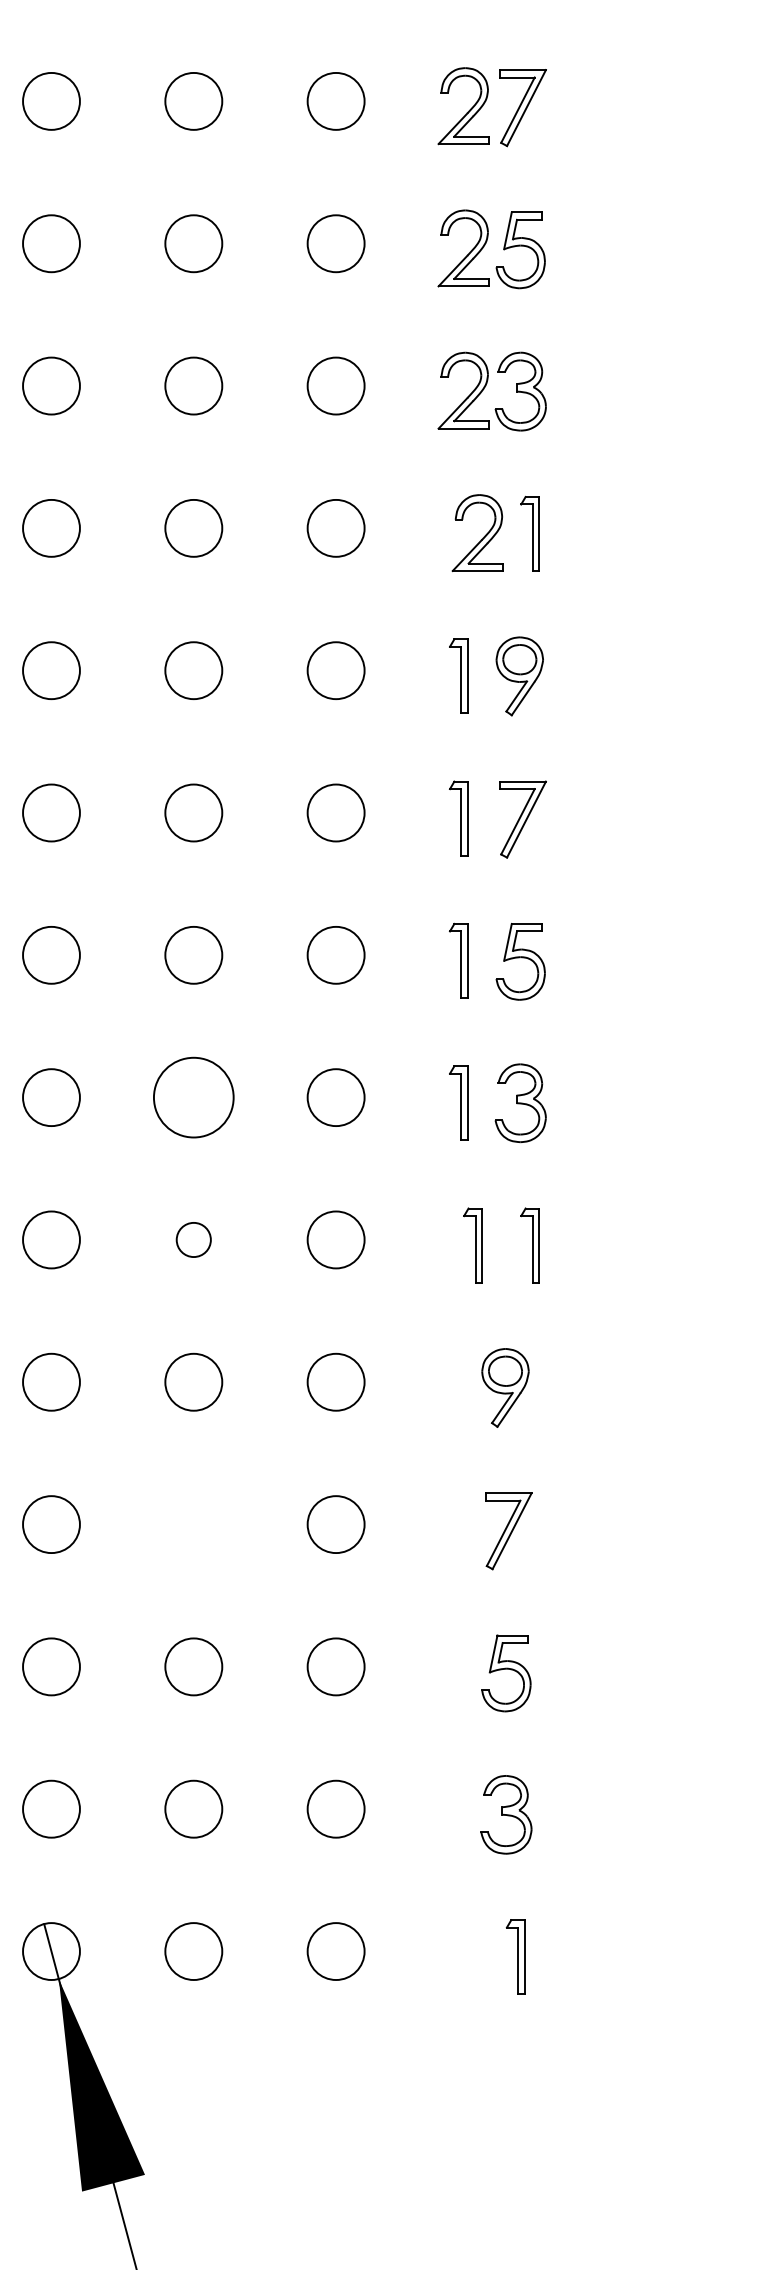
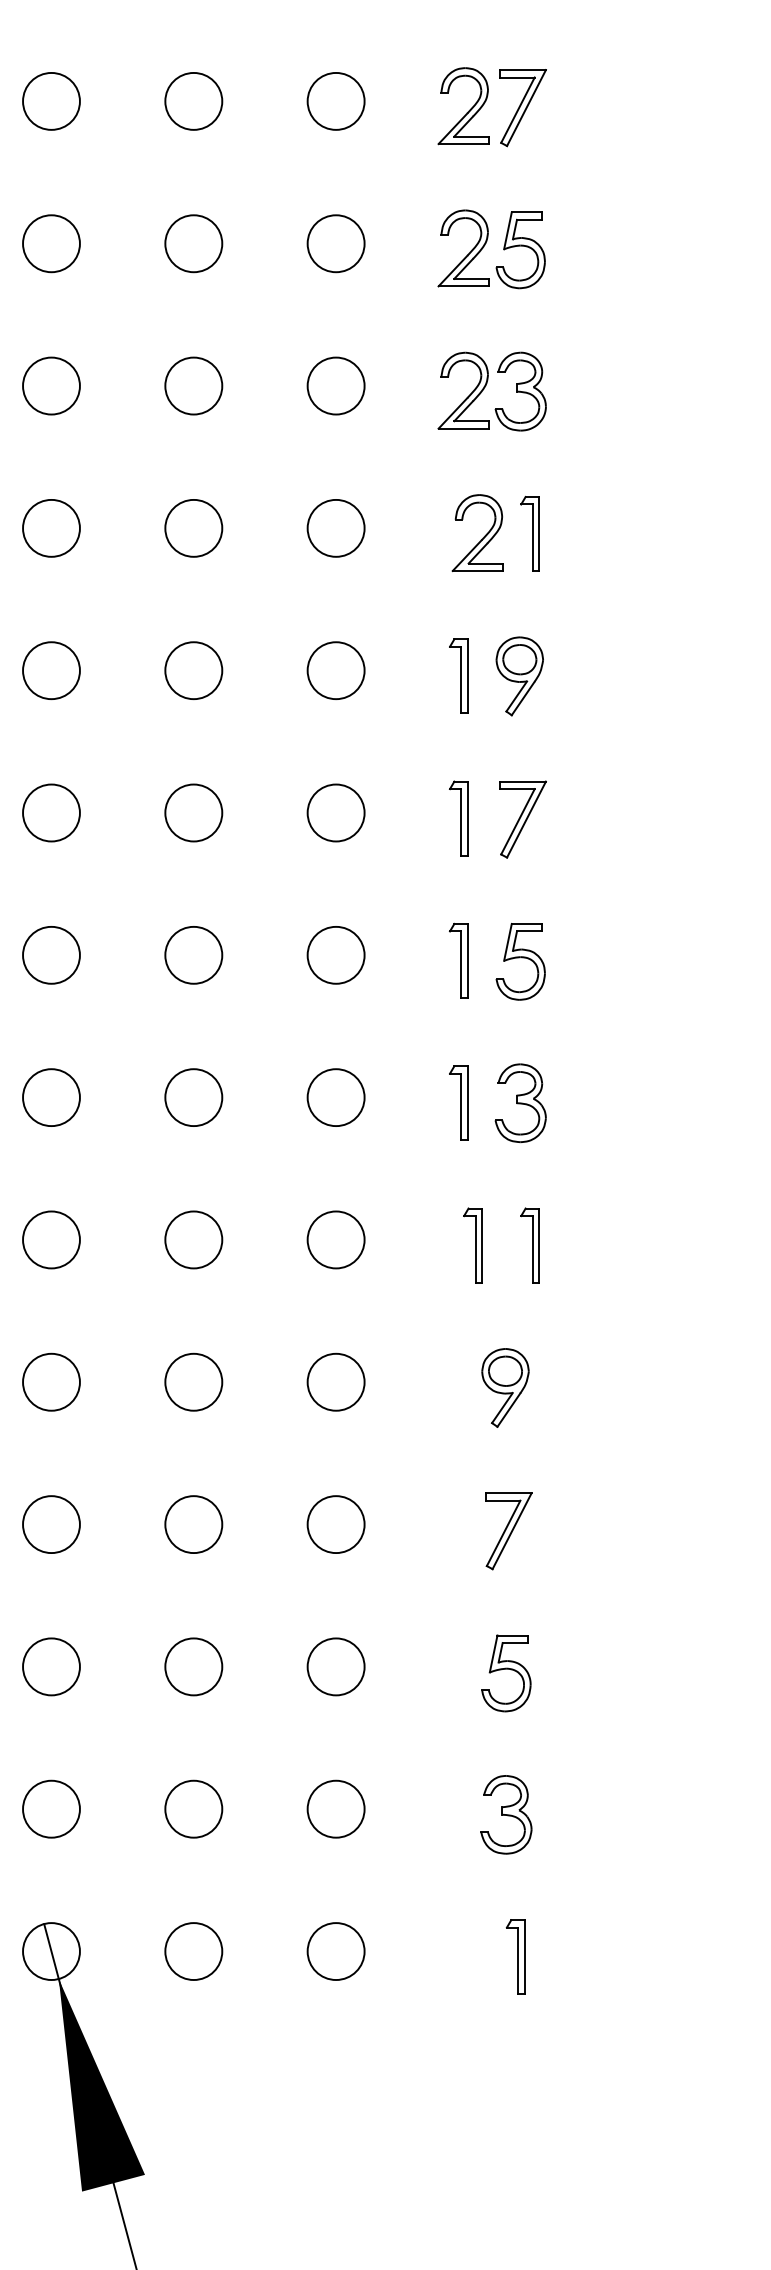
circle diameter: 80 px -> 57 px (193, 1097)
circle diameter: 34 px -> 57 px (193, 1239)
circle: none -> present (193, 1524)
